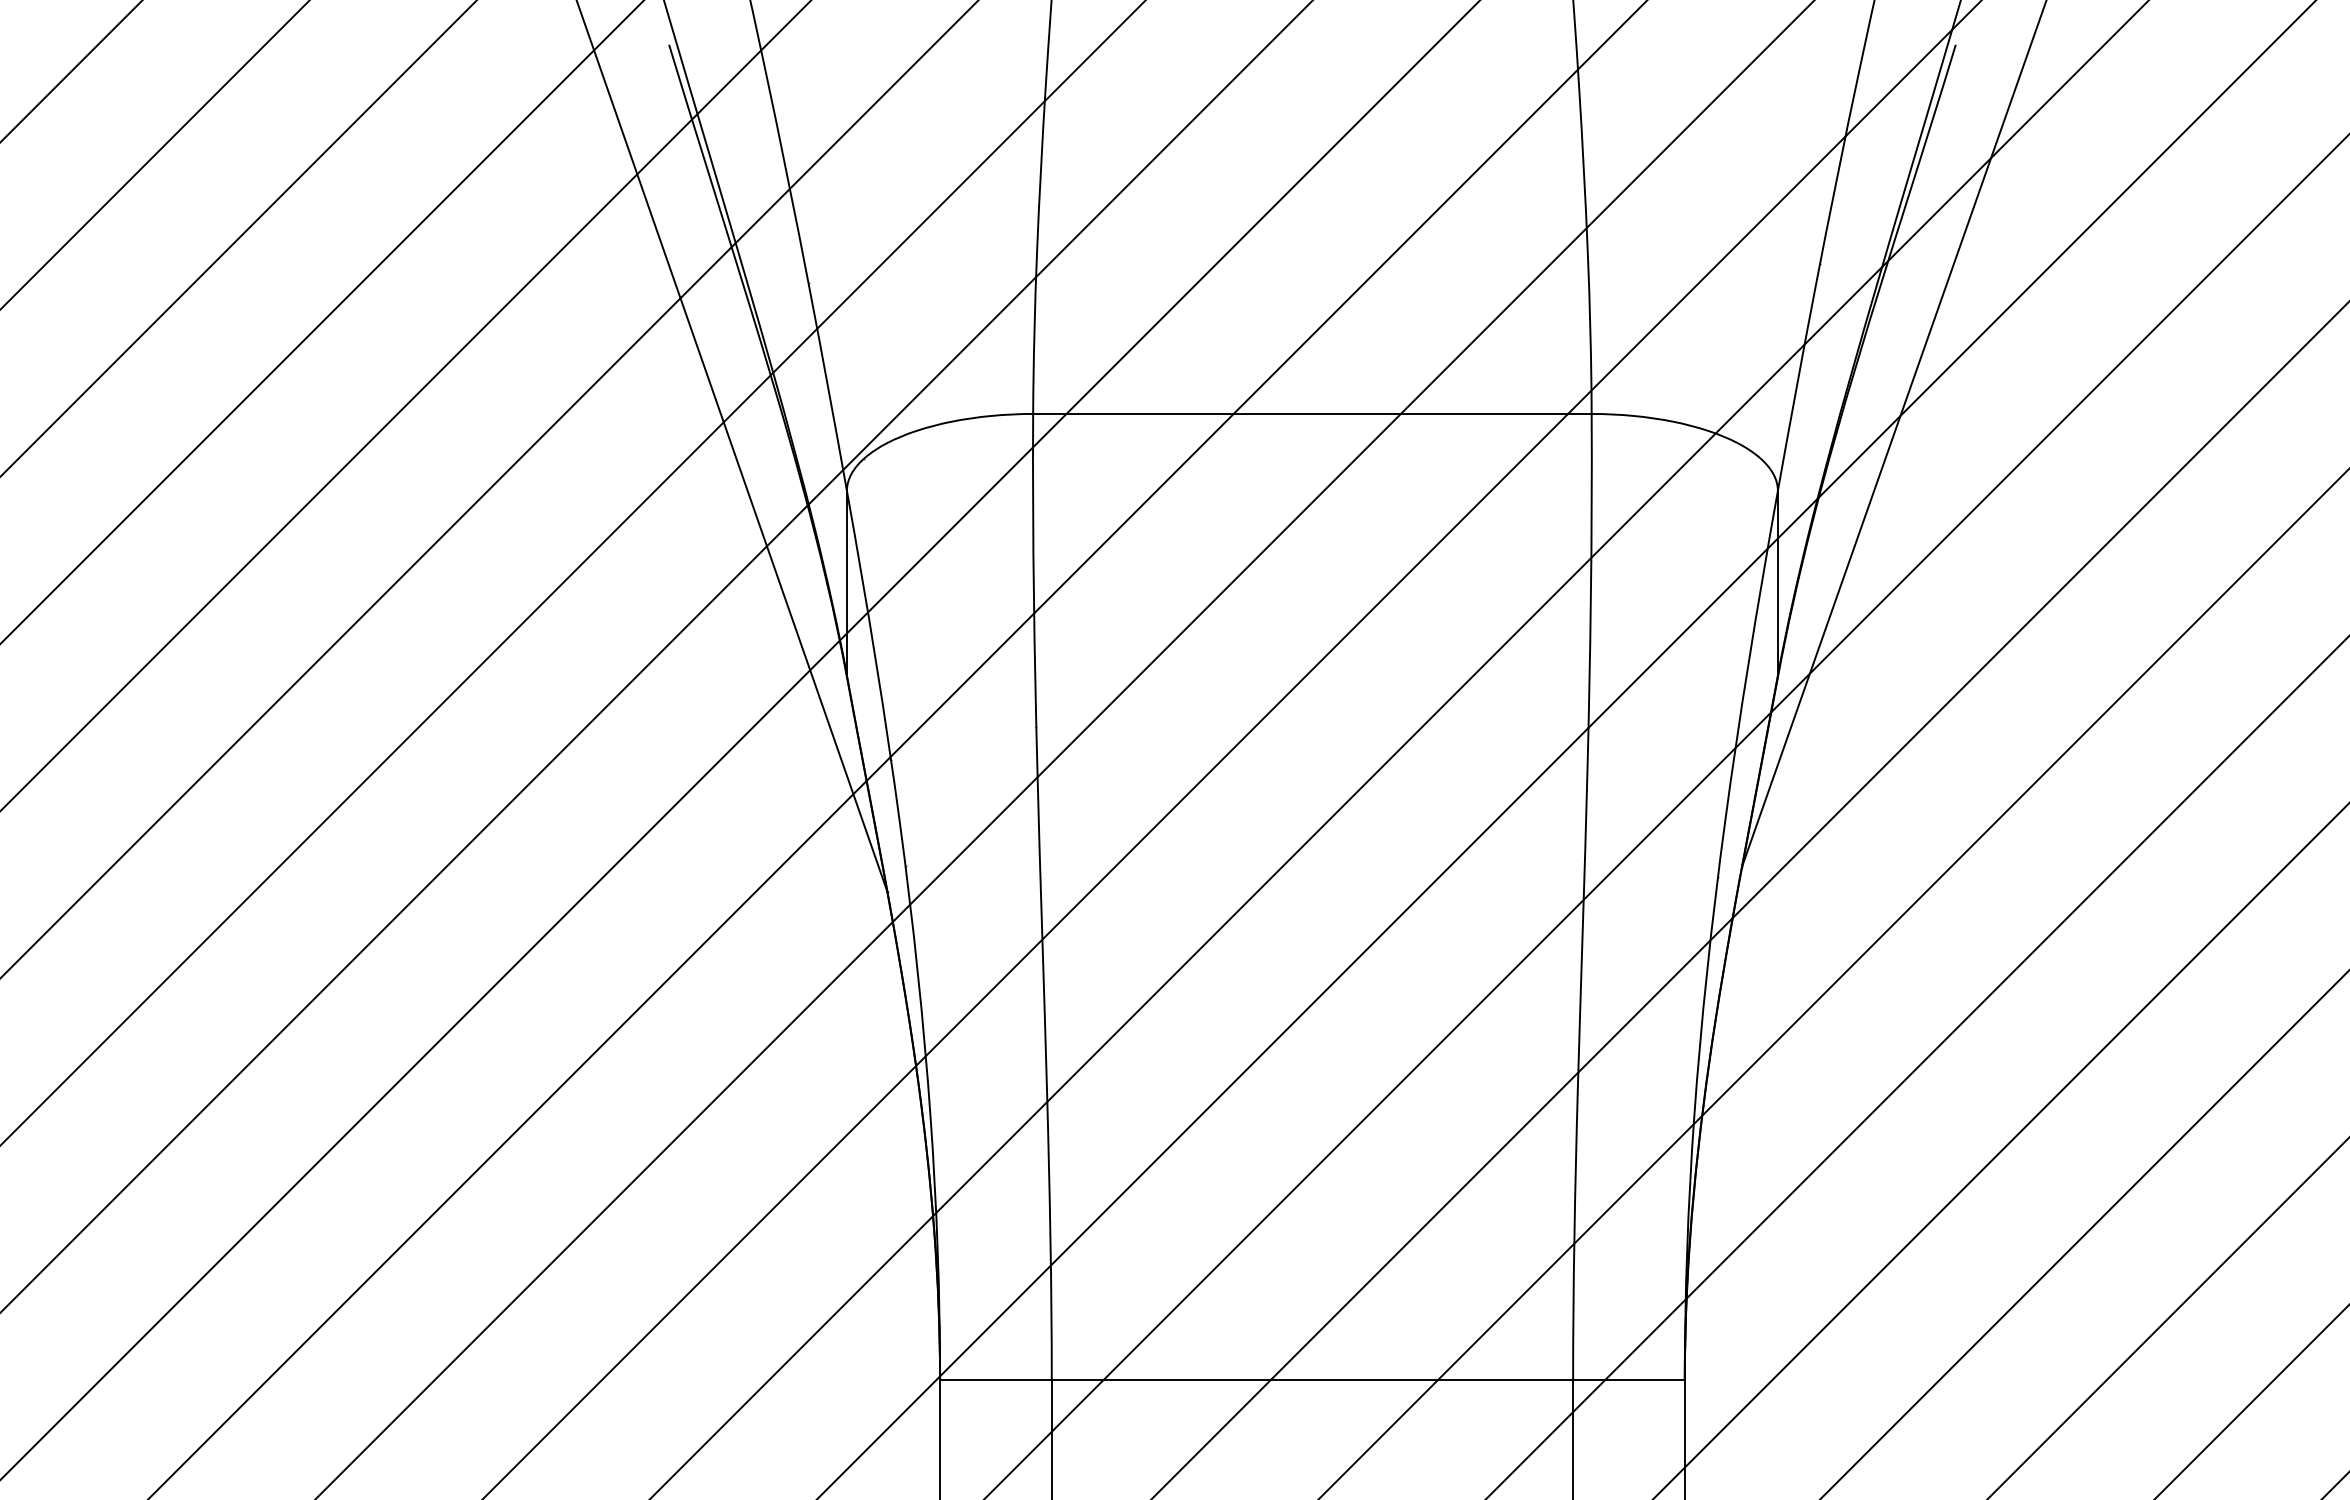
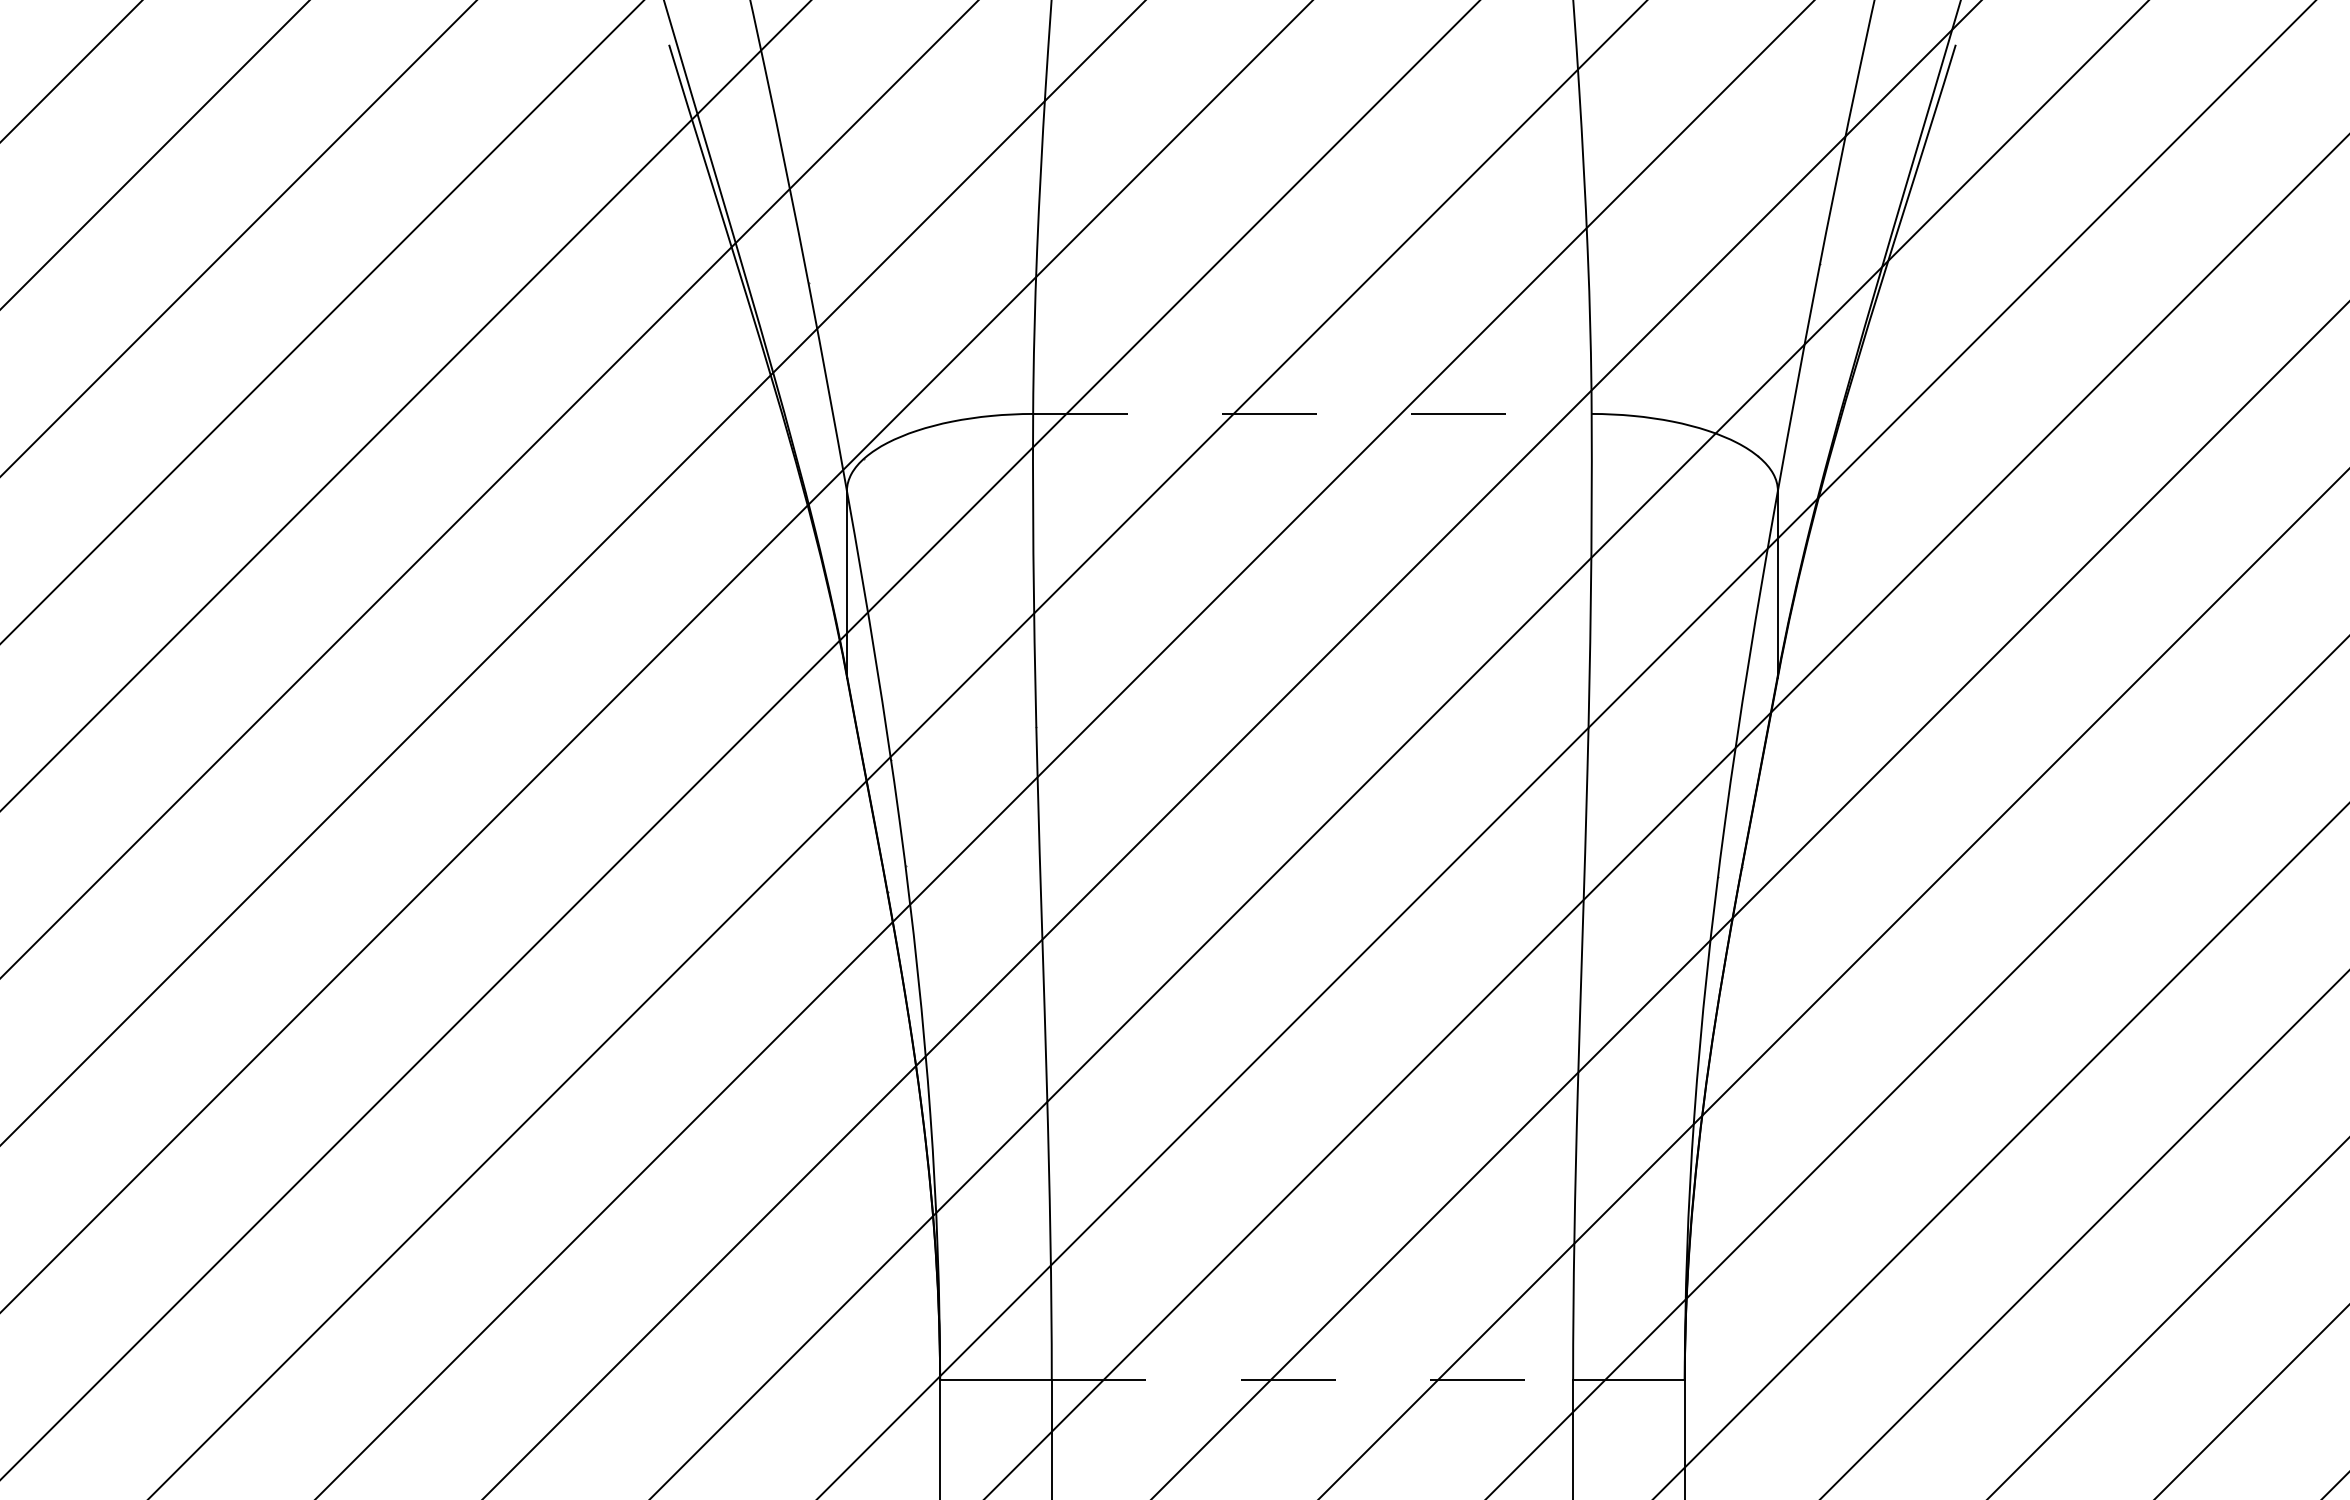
line: solid -> dashed (1312, 413)
line: present -> none (1893, 434)
line: present -> none (732, 446)
line: solid -> dashed (1312, 1379)
